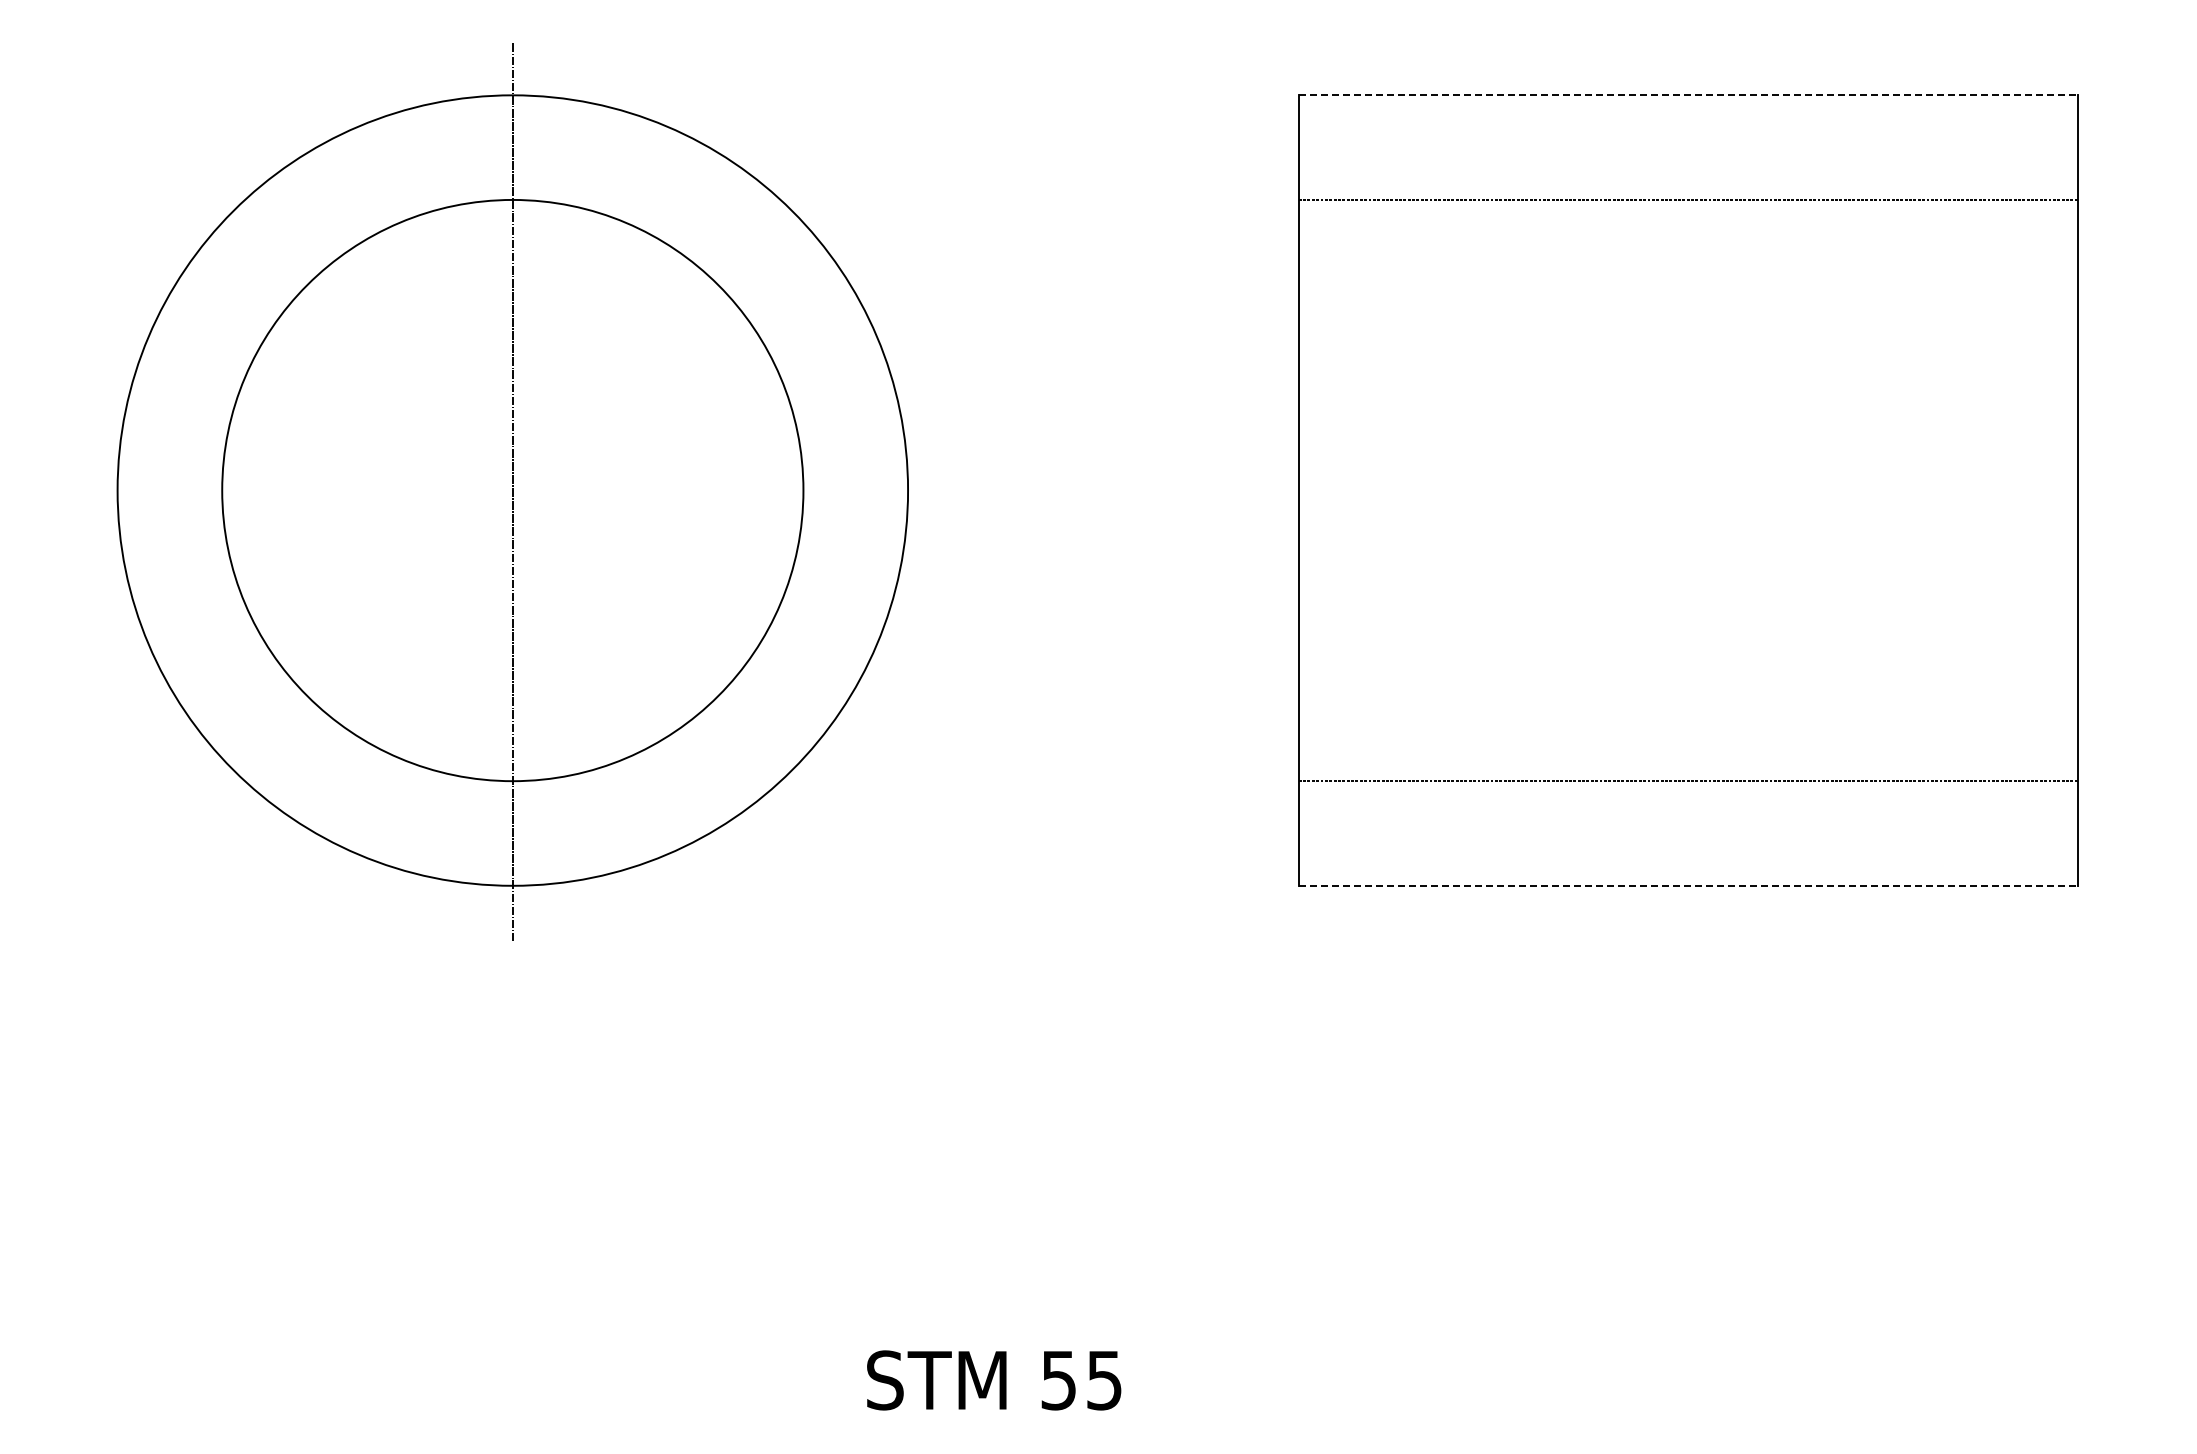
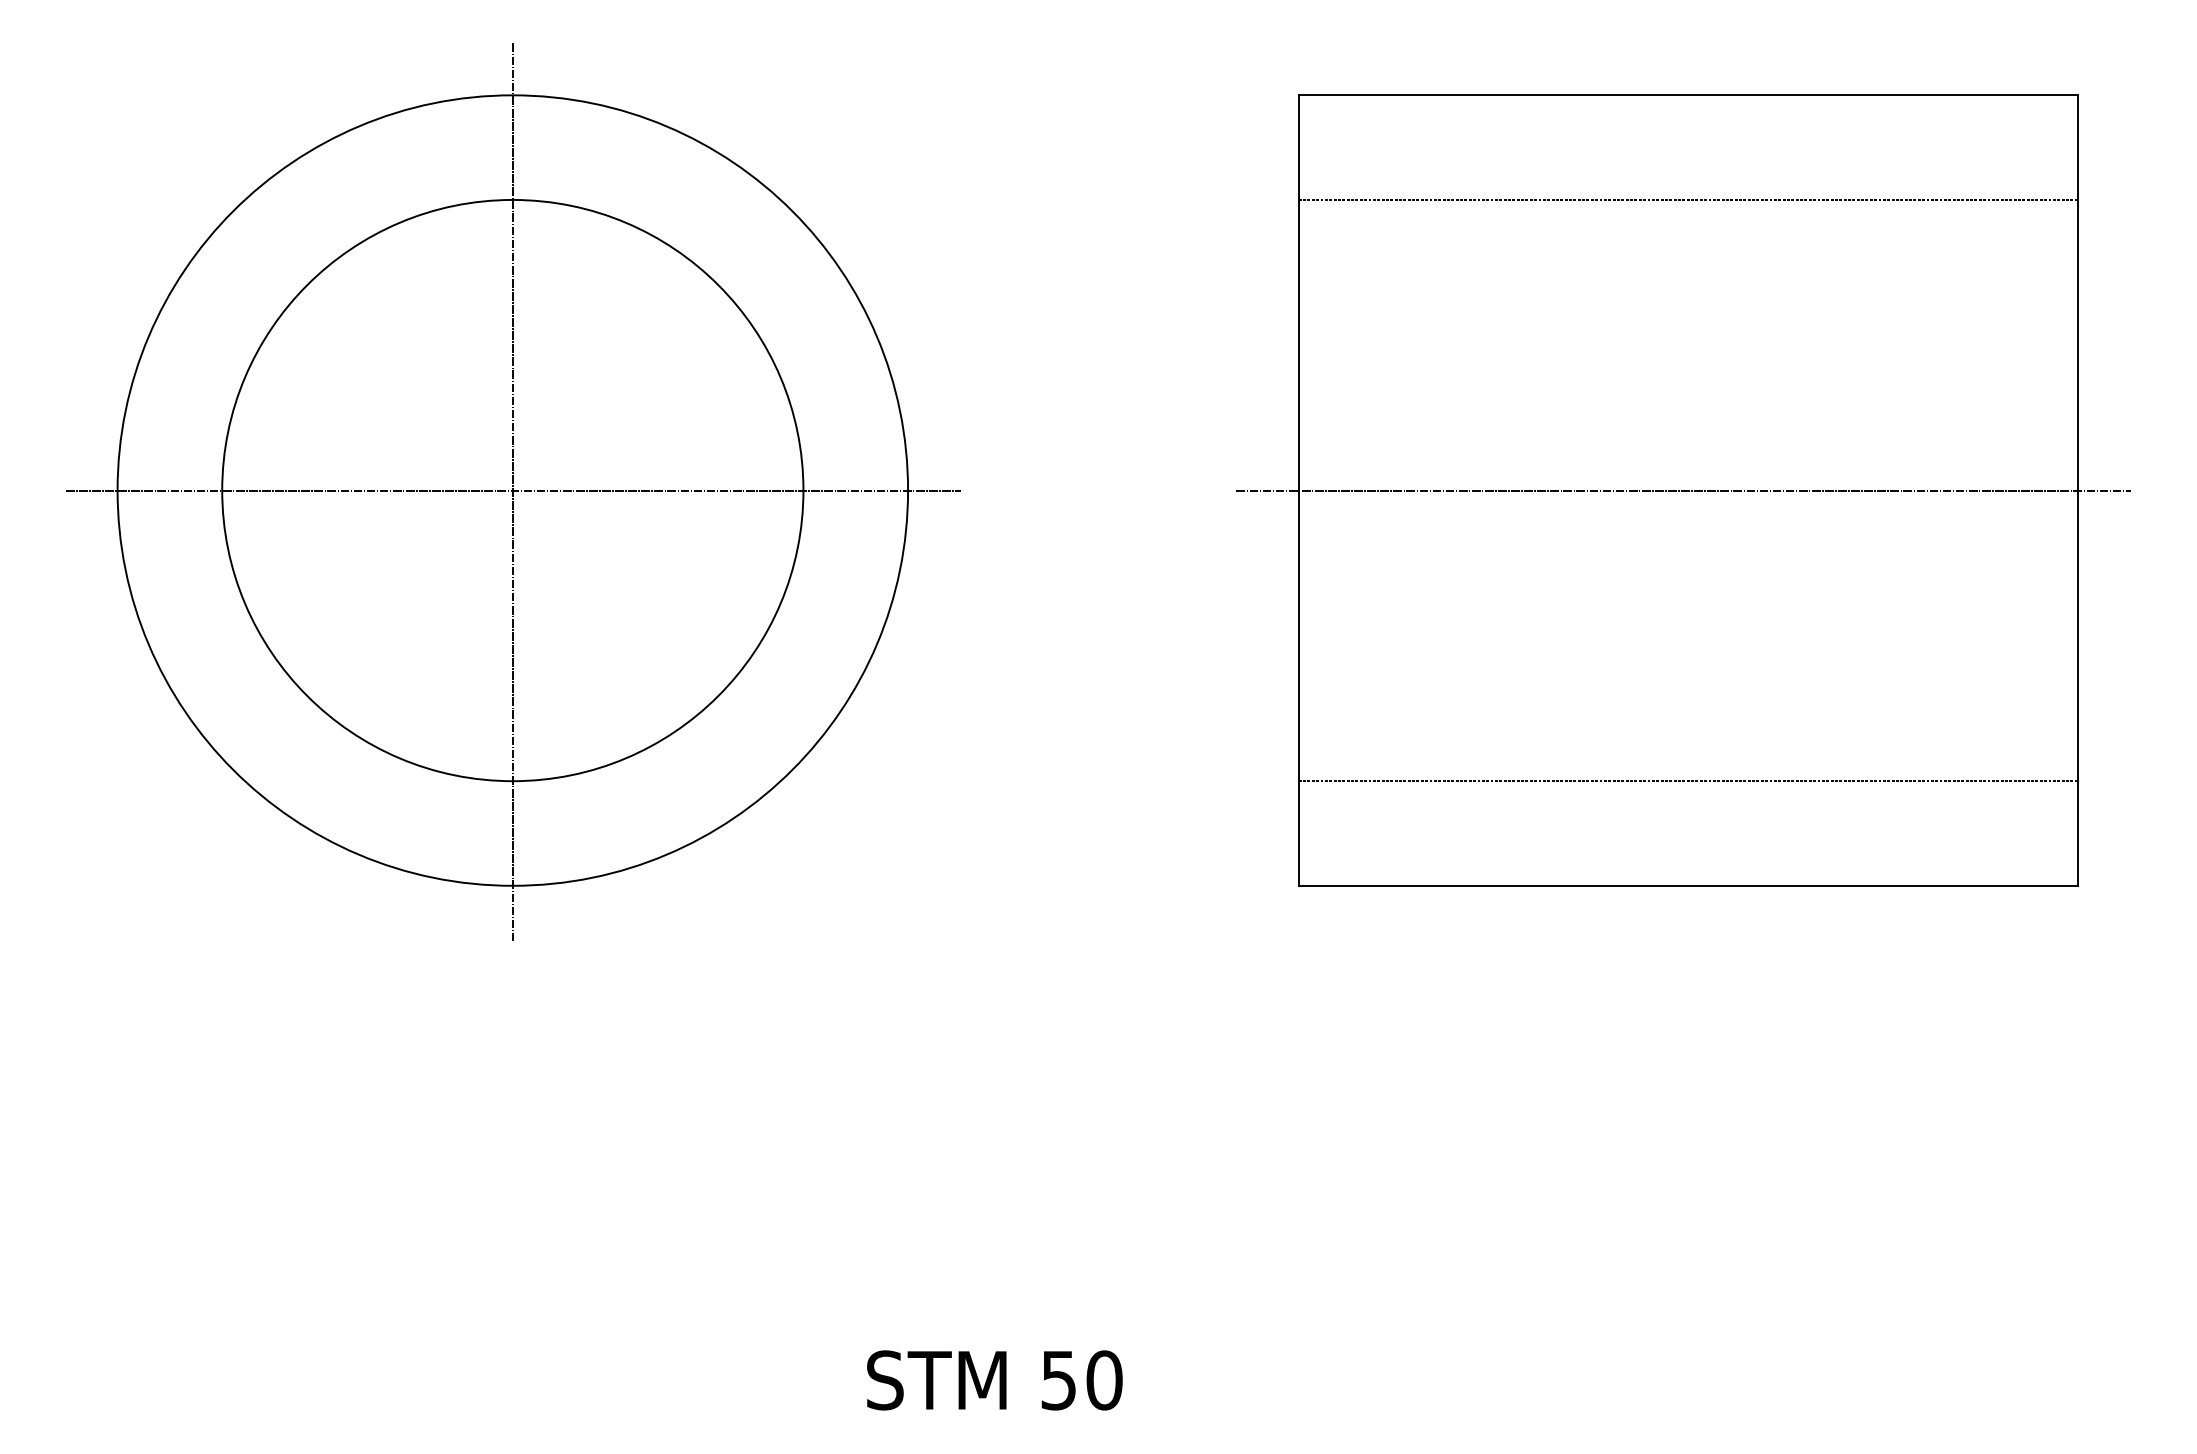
line: dashed -> solid (1688, 95)
line: none -> present (512, 490)
line: none -> present (1683, 490)
line: dashed -> solid (1688, 885)
text: 55 -> 50 (1104, 1380)
